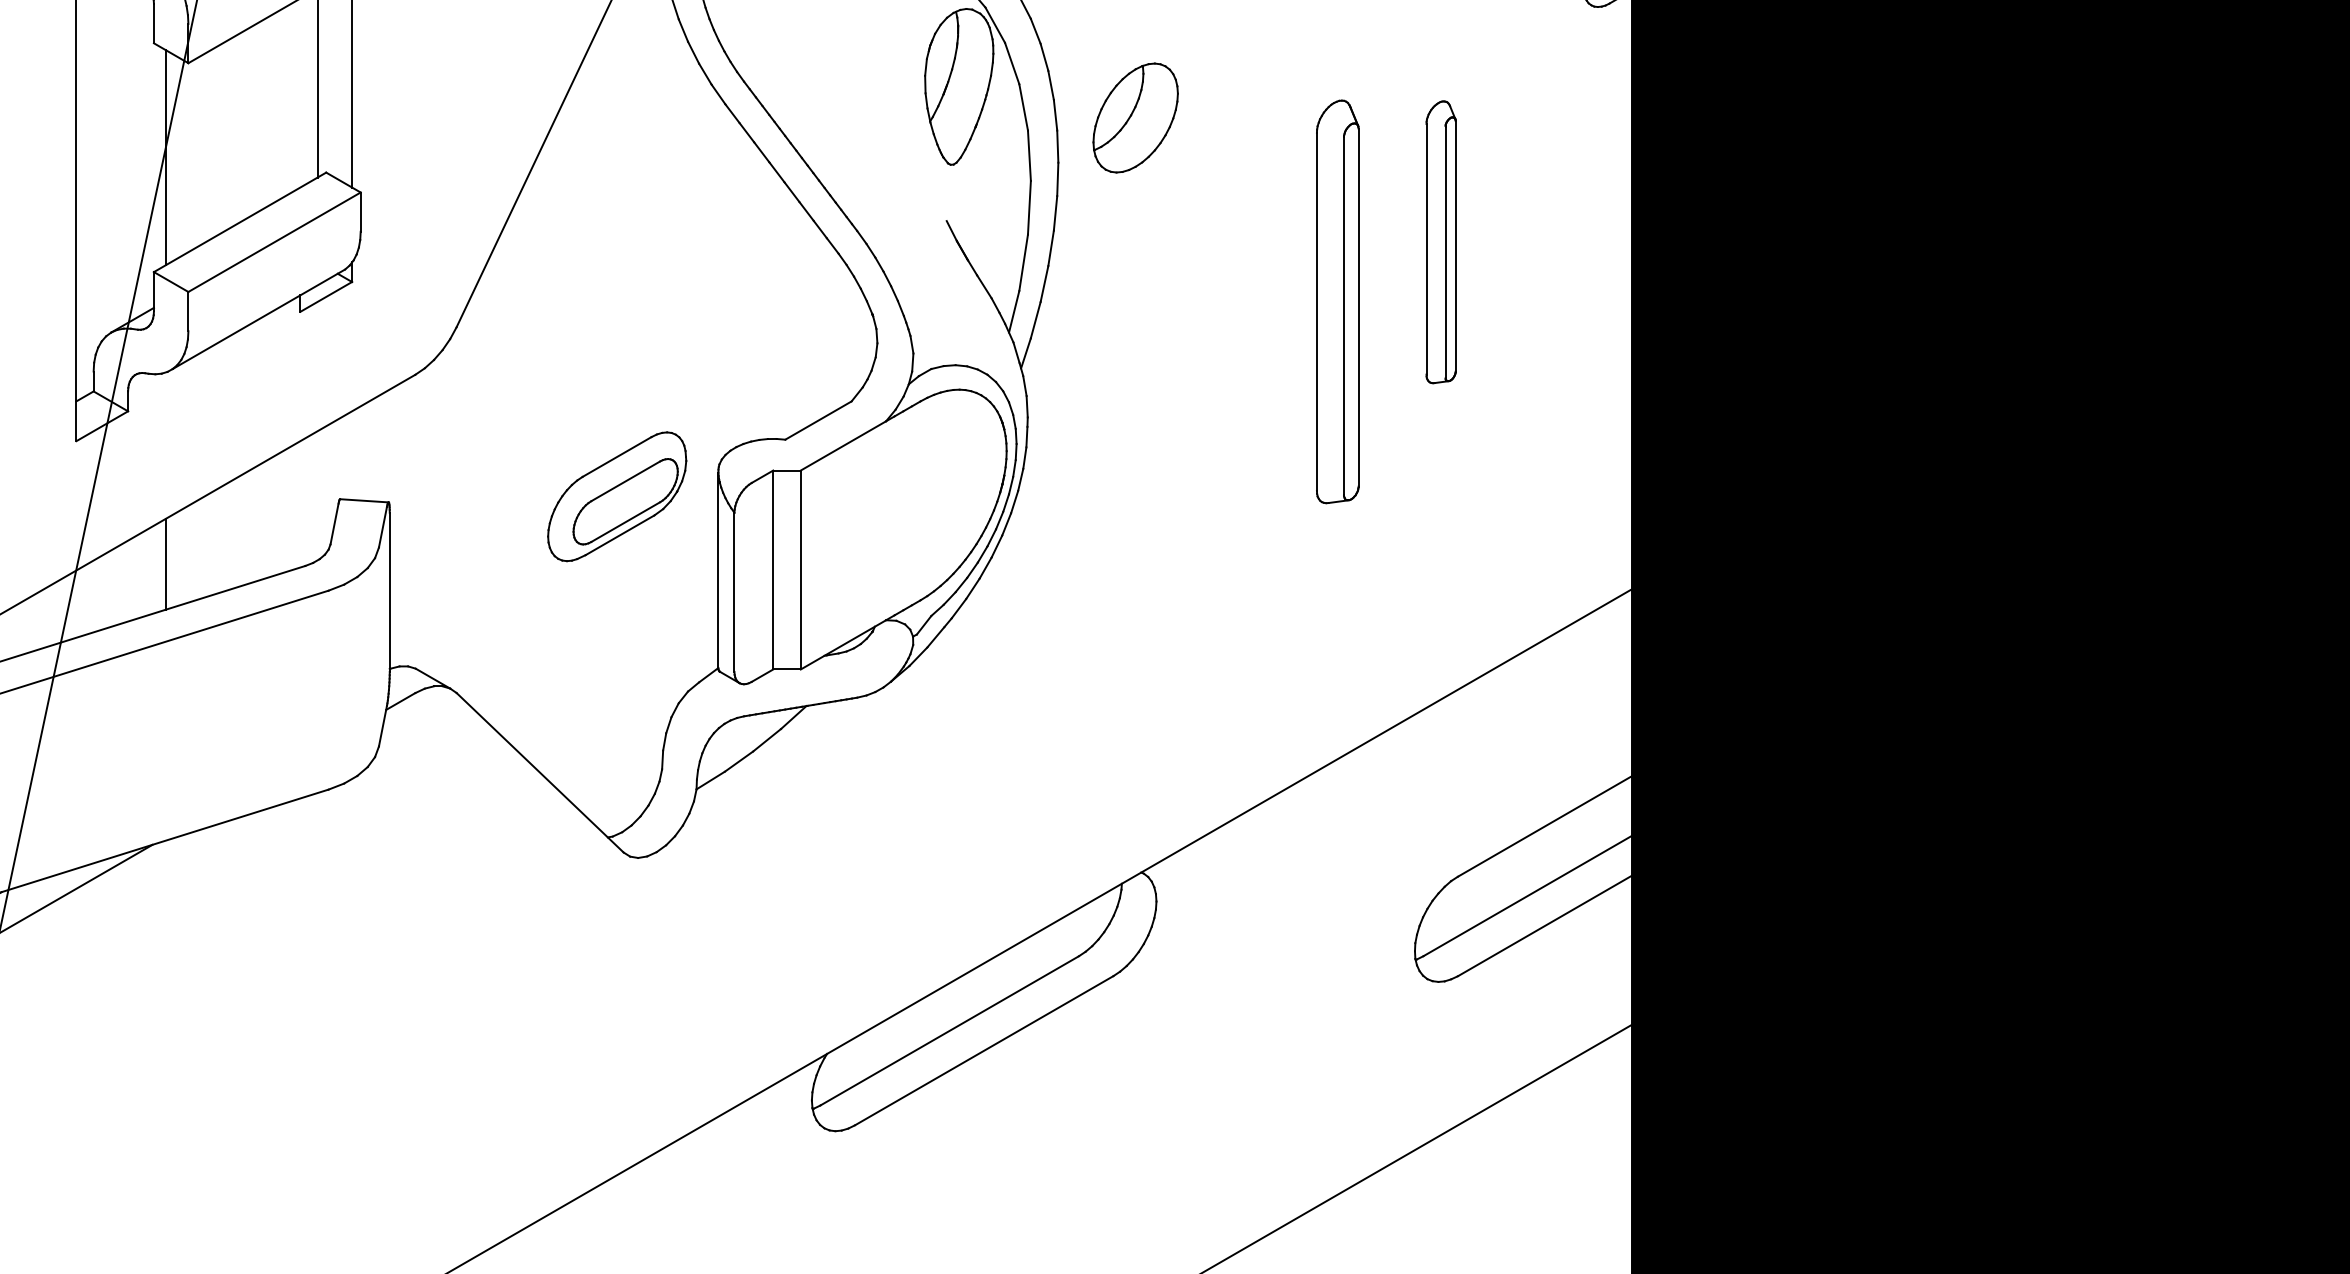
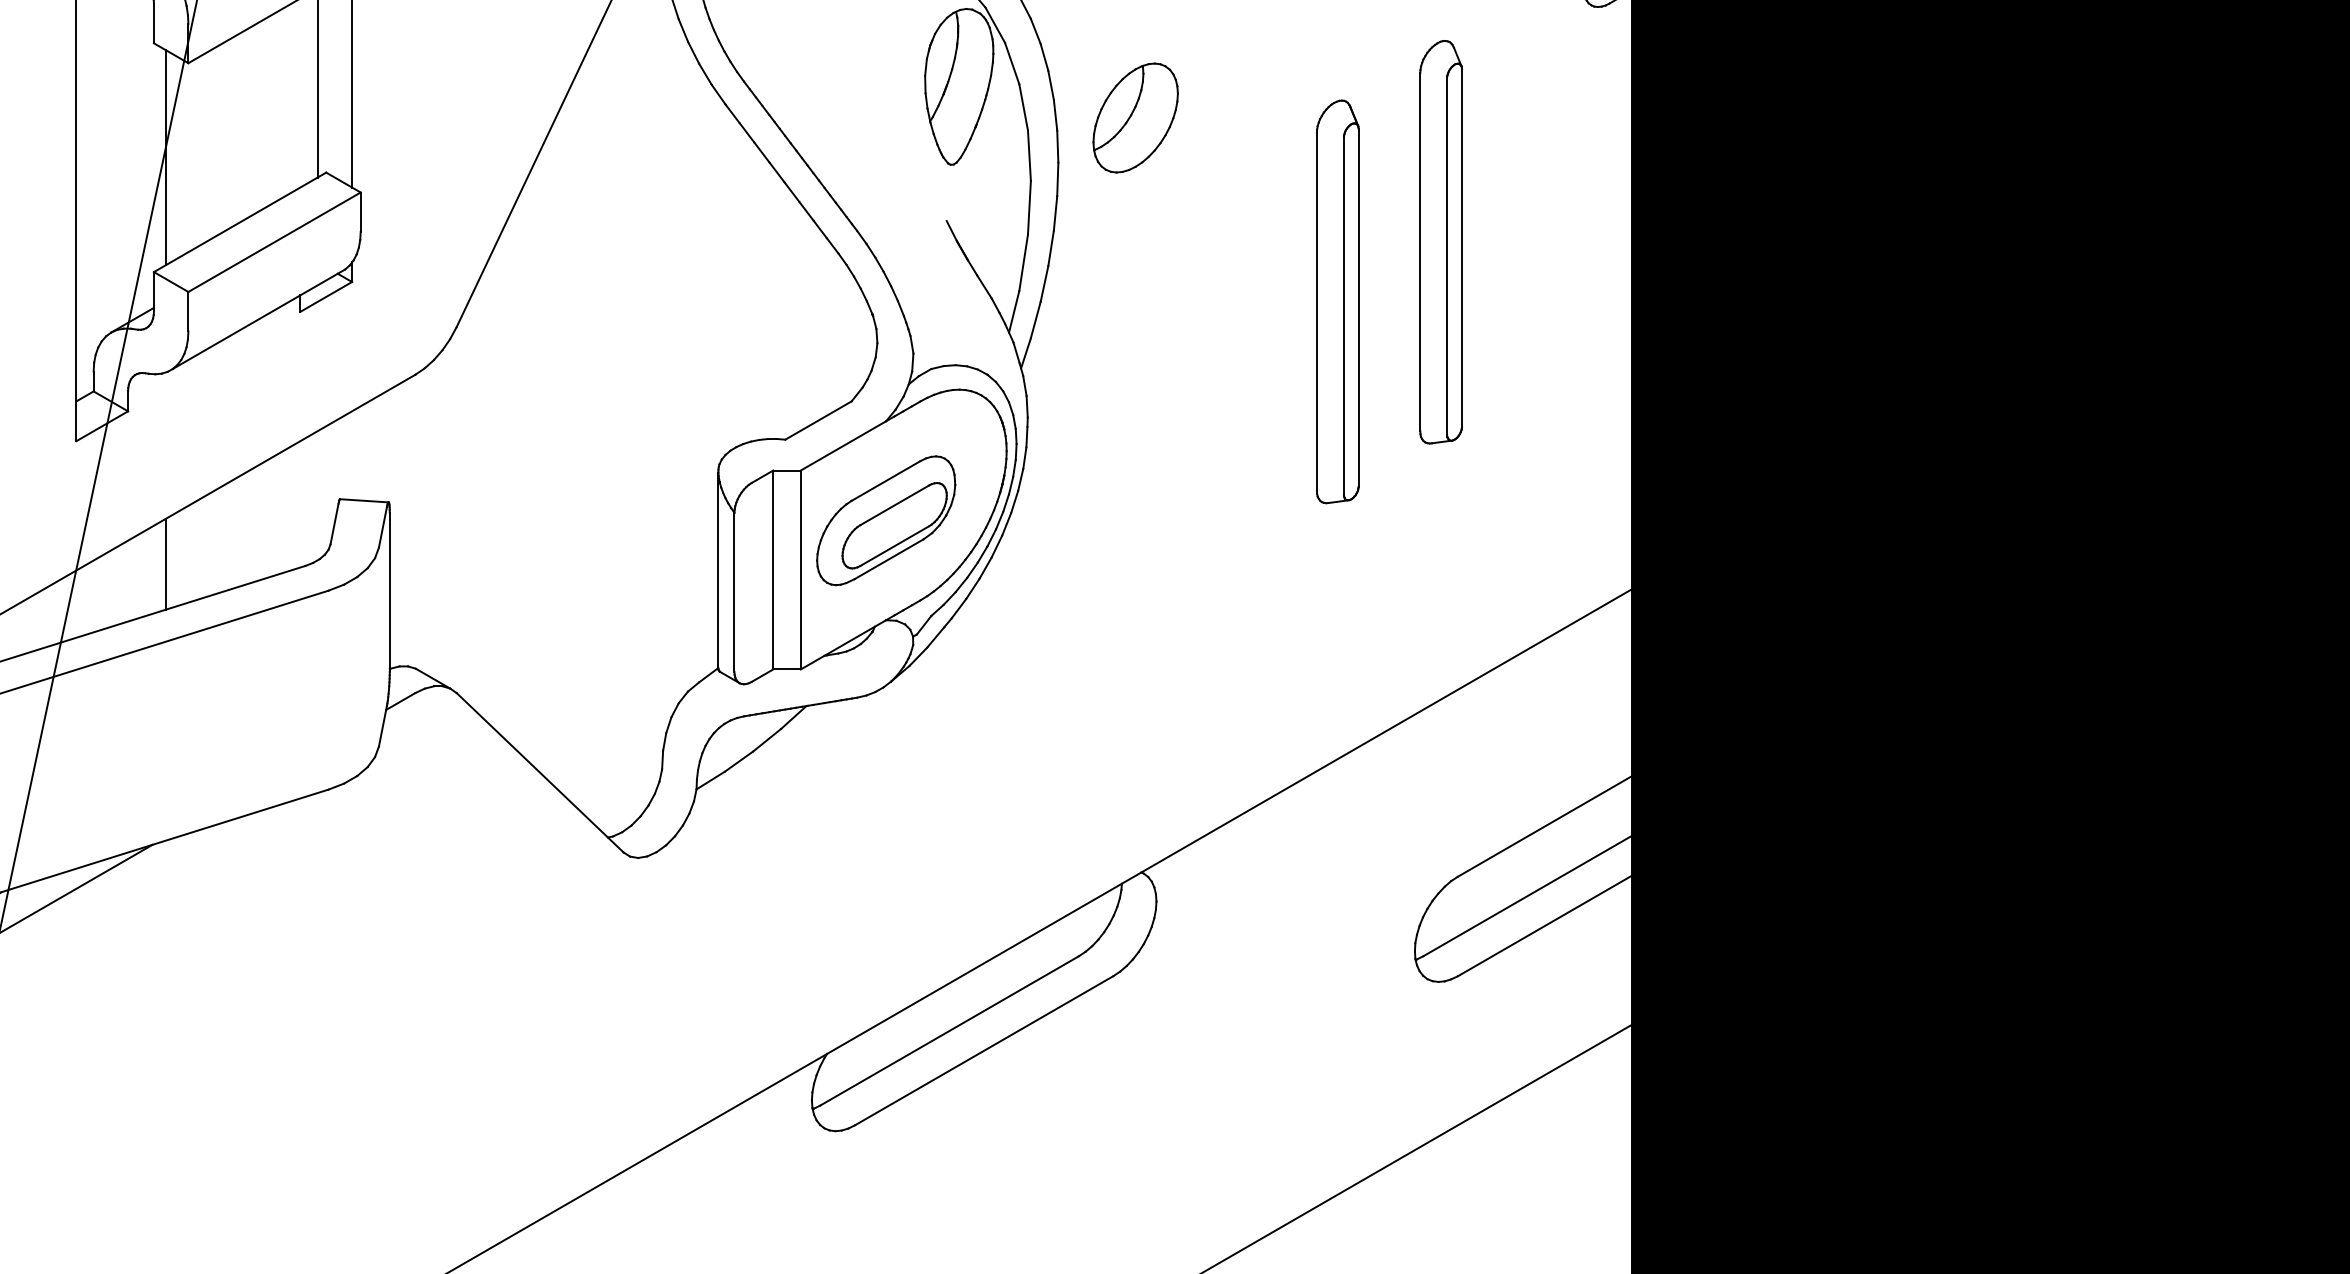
part size: 32x285 px -> 44x405 px (1440, 242)
part position: (617, 496) -> (886, 520) (886, 520)
